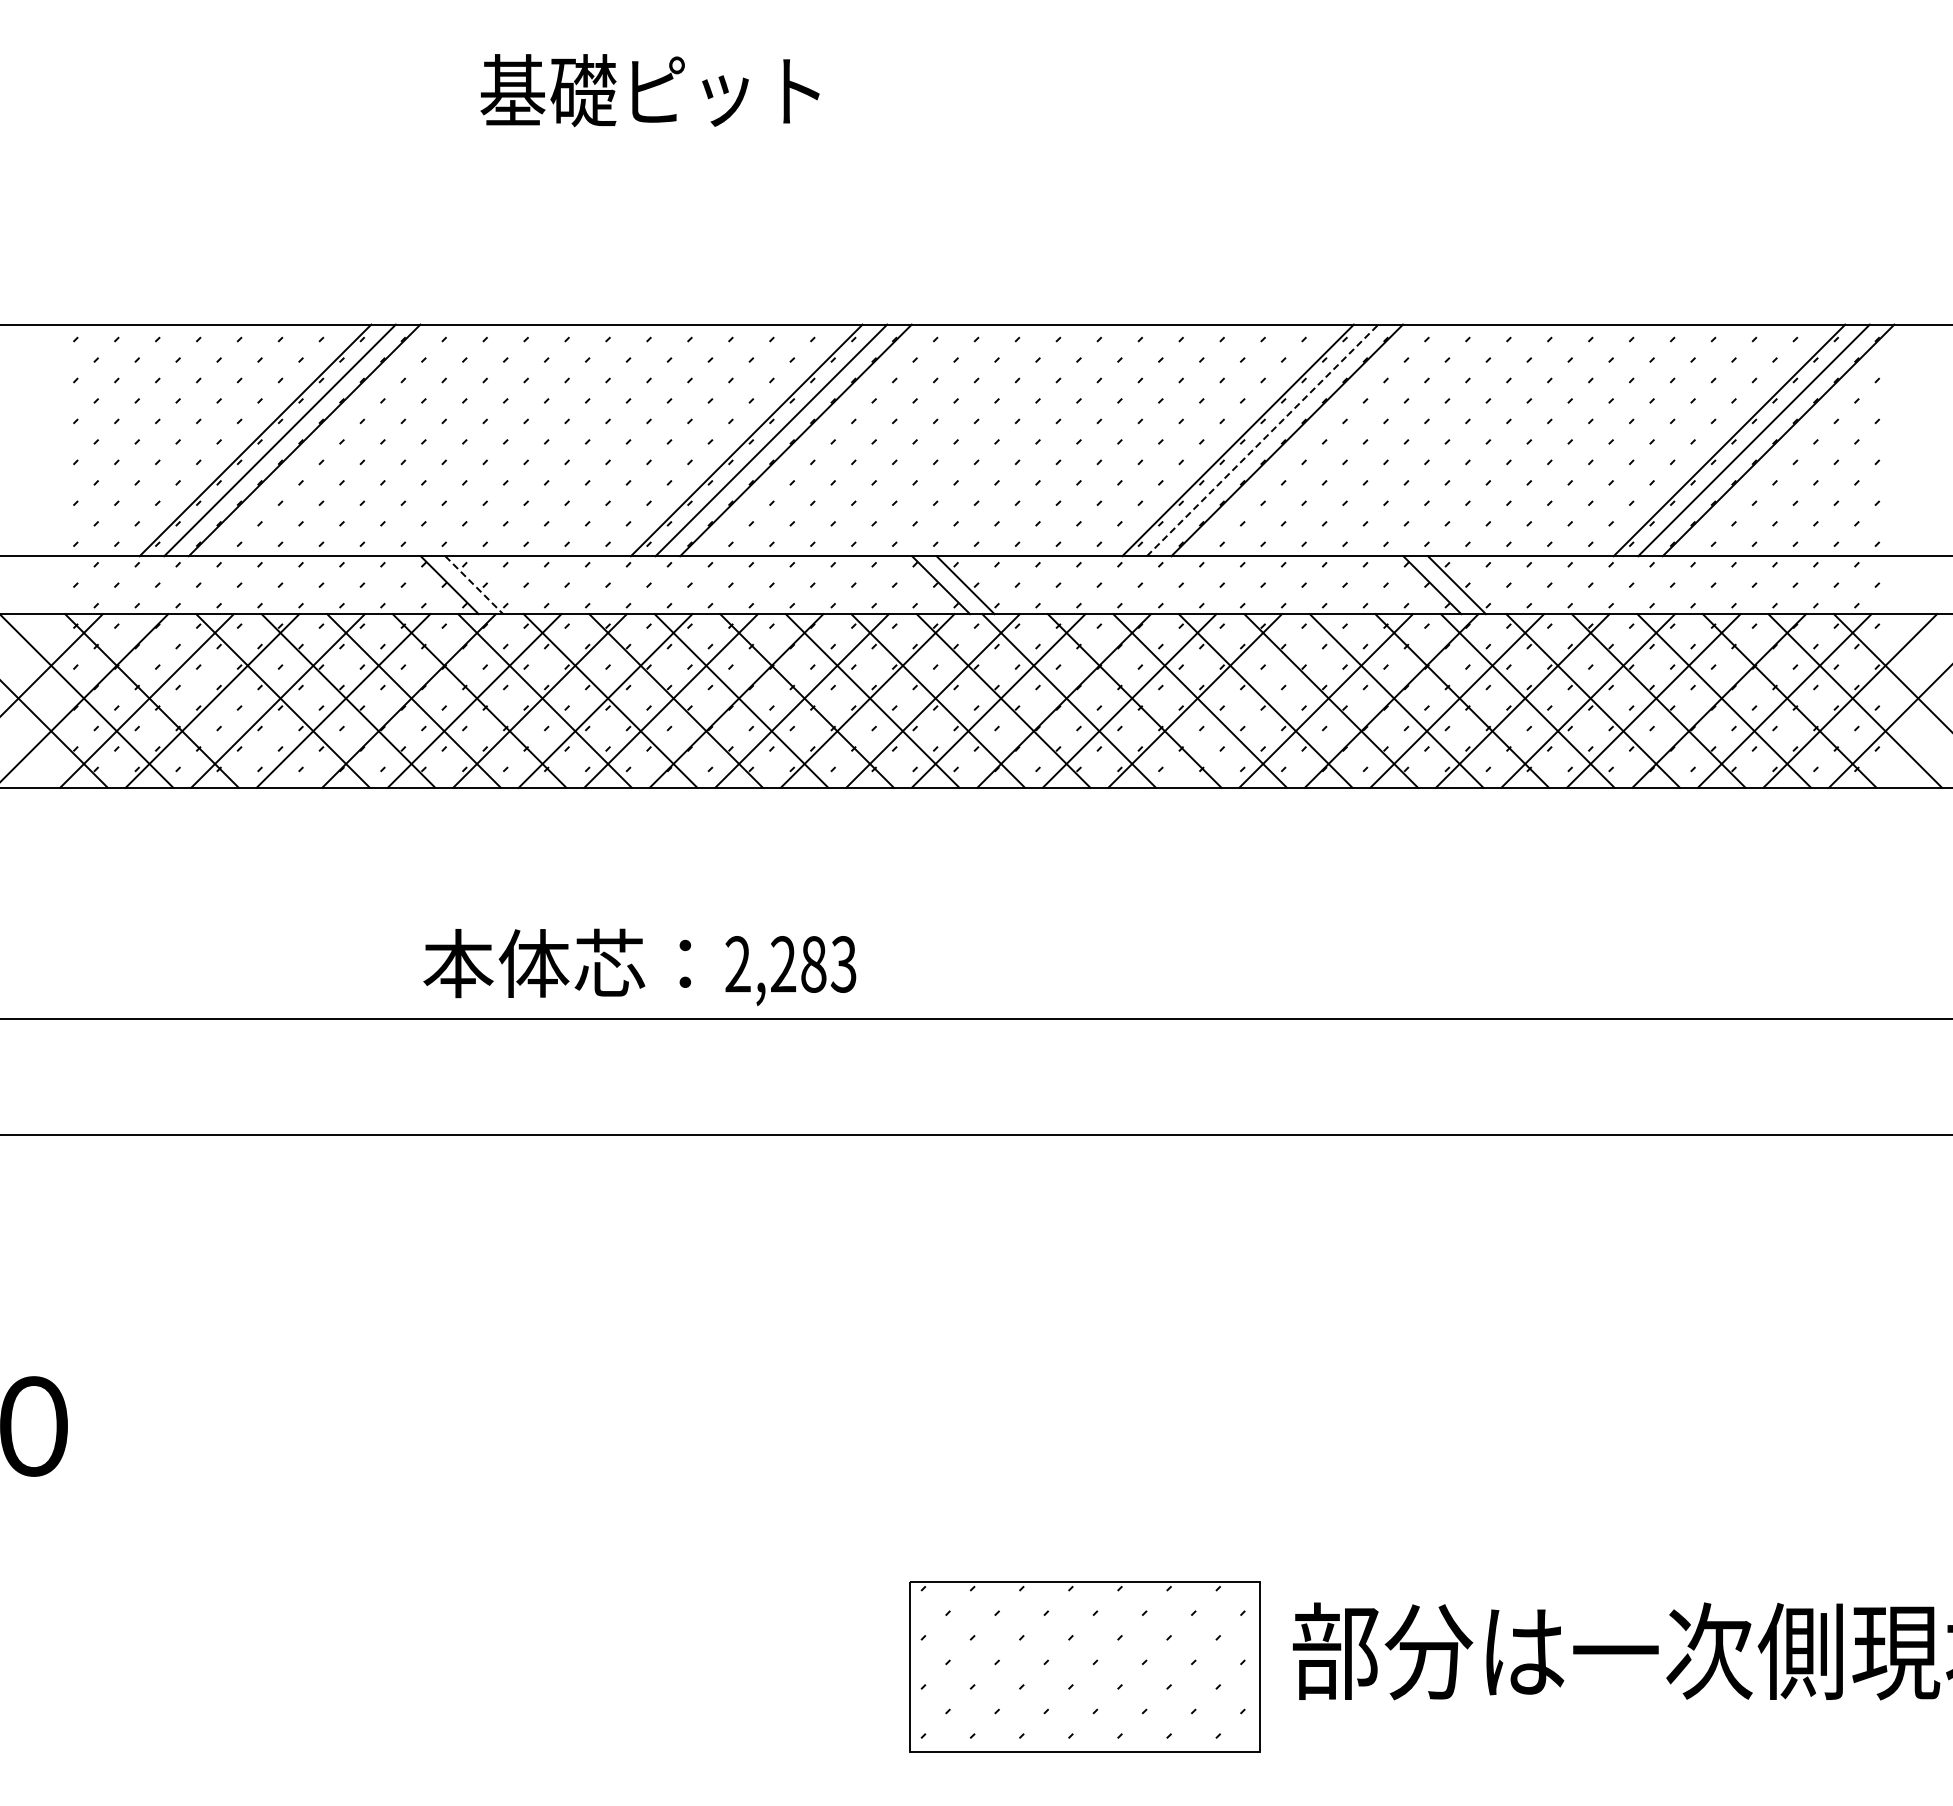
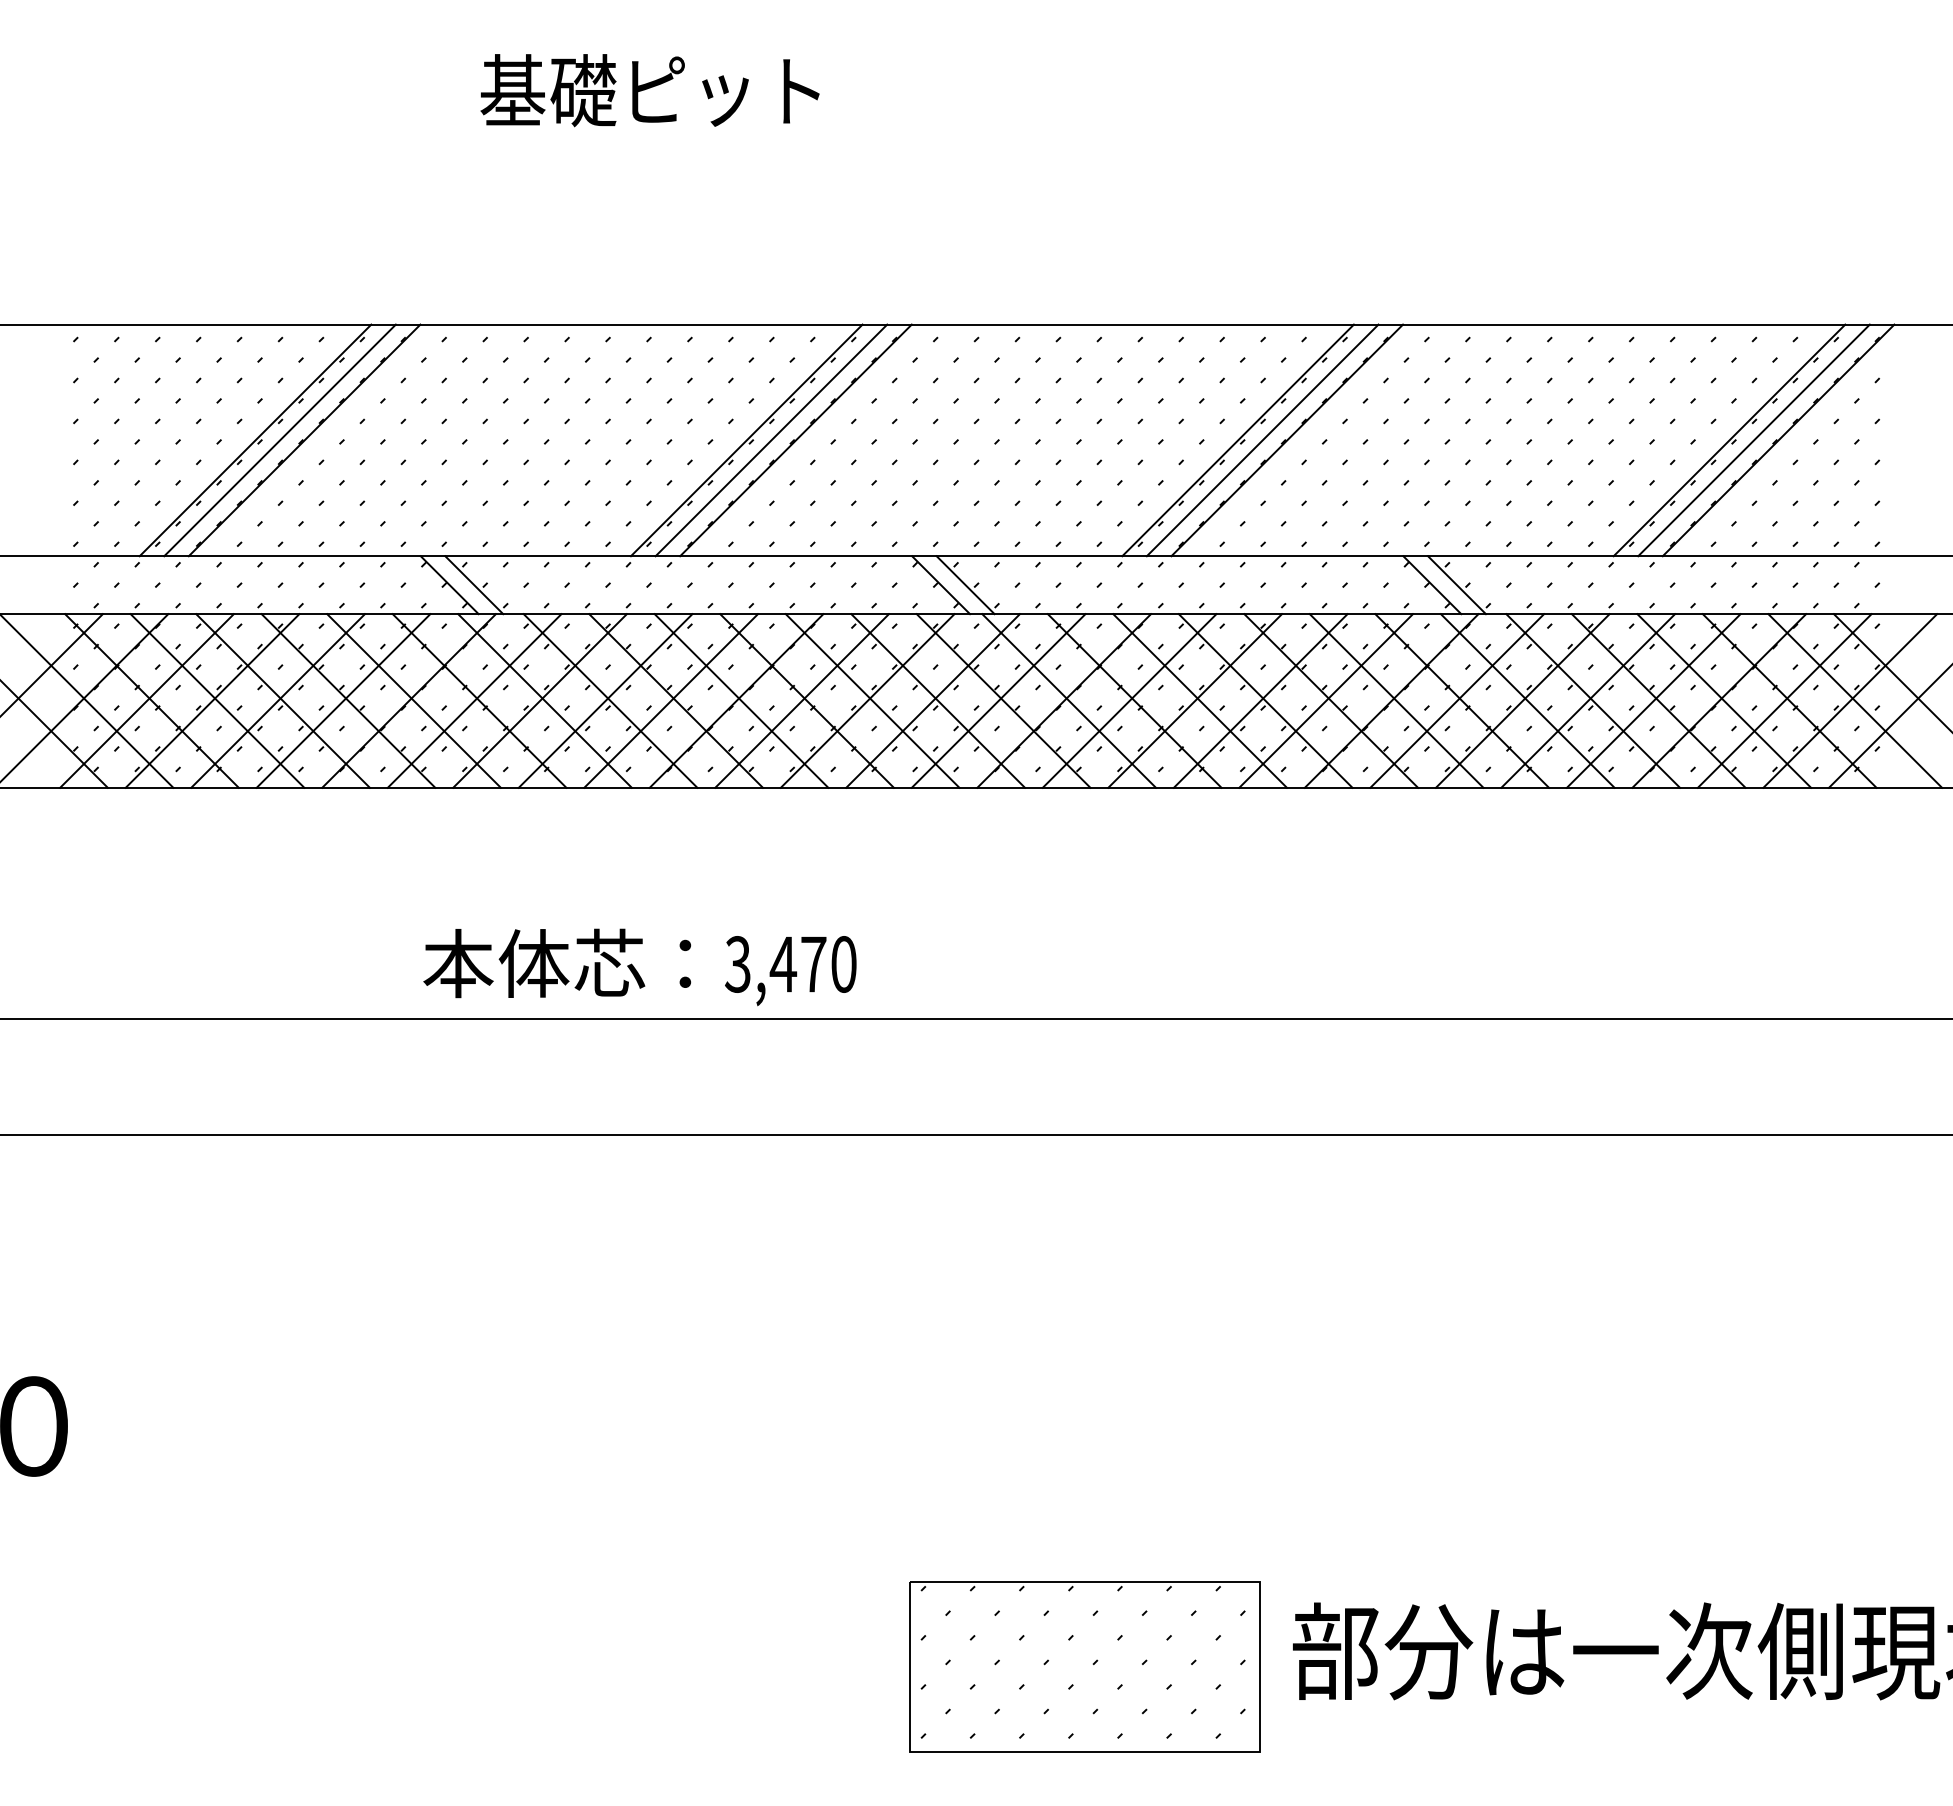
line: dashed -> solid (1262, 440)
line: dashed -> solid (474, 585)
line: none -> present (217, 700)
line: none -> present (1260, 700)
text: 2,283 -> 3,470 (790, 964)
